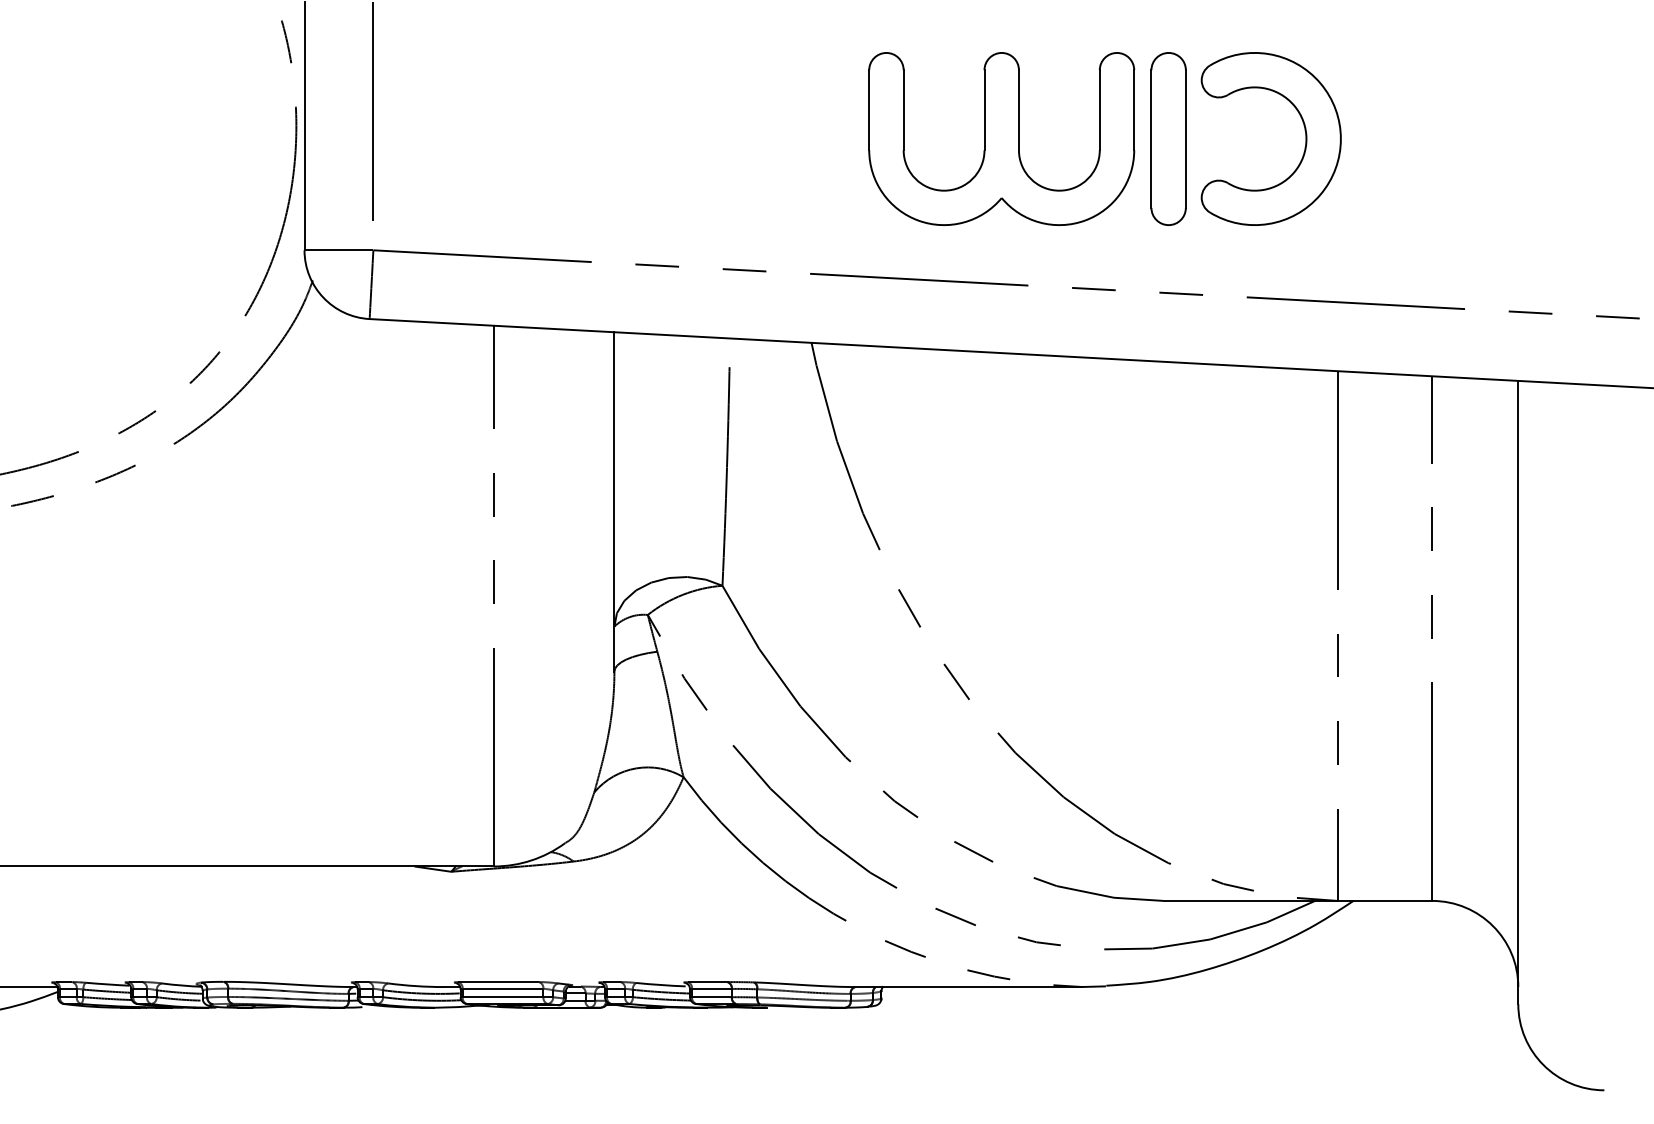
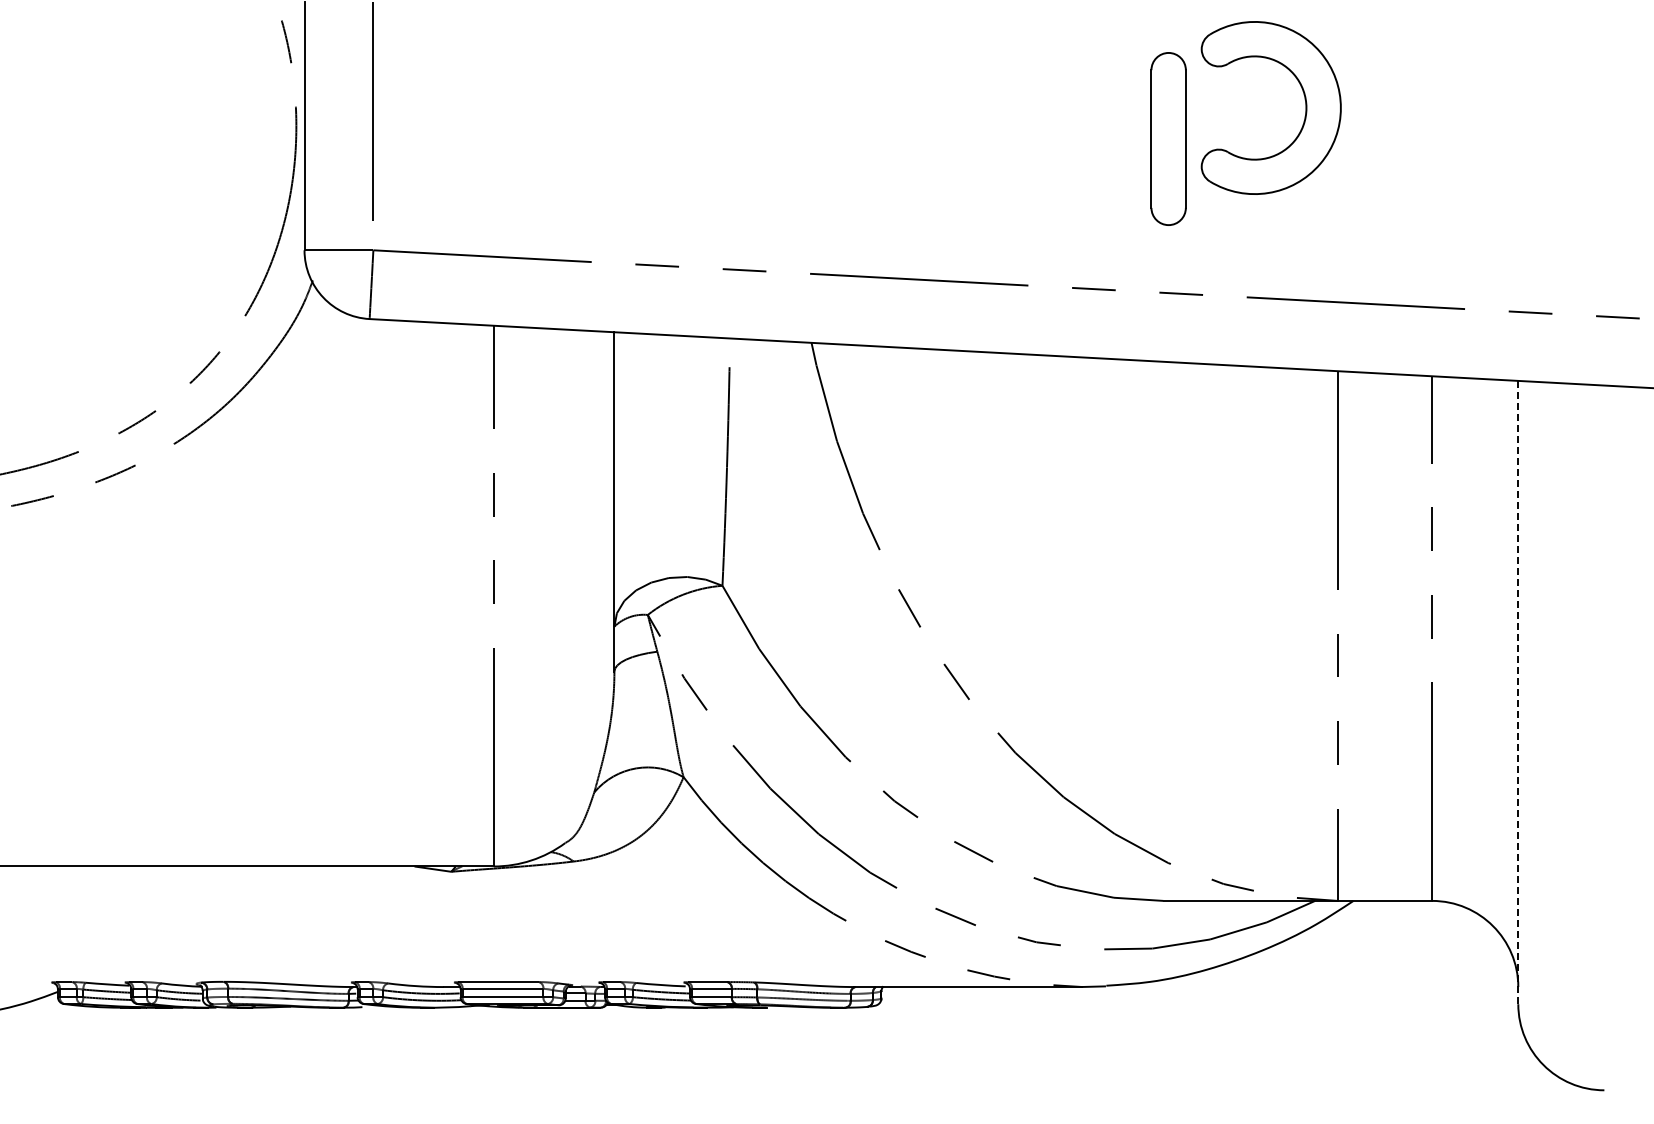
part position: (1304, 130) -> (1304, 99) (1304, 99)
part: present -> none (1001, 138)
line: solid -> dashed (1518, 692)
line: present -> none (29, 987)
